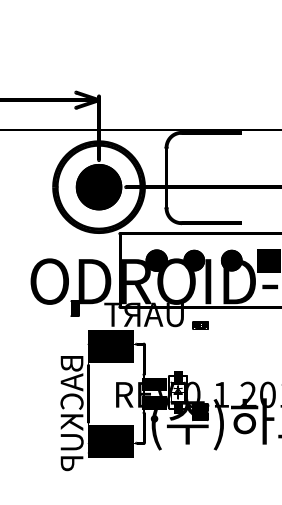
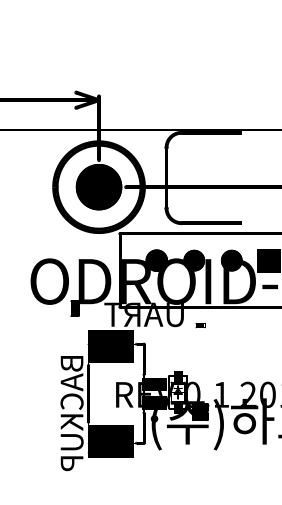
part size: 17x9 px -> 11x7 px (200, 325)
